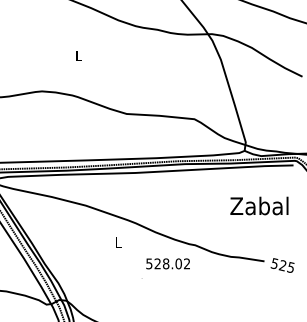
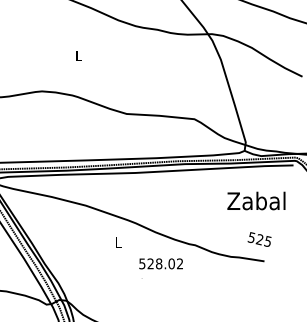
text position: (259, 205) -> (256, 200) (256, 200)
text position: (167, 263) -> (160, 263) (160, 263)
text position: (282, 265) -> (259, 239) (259, 239)
